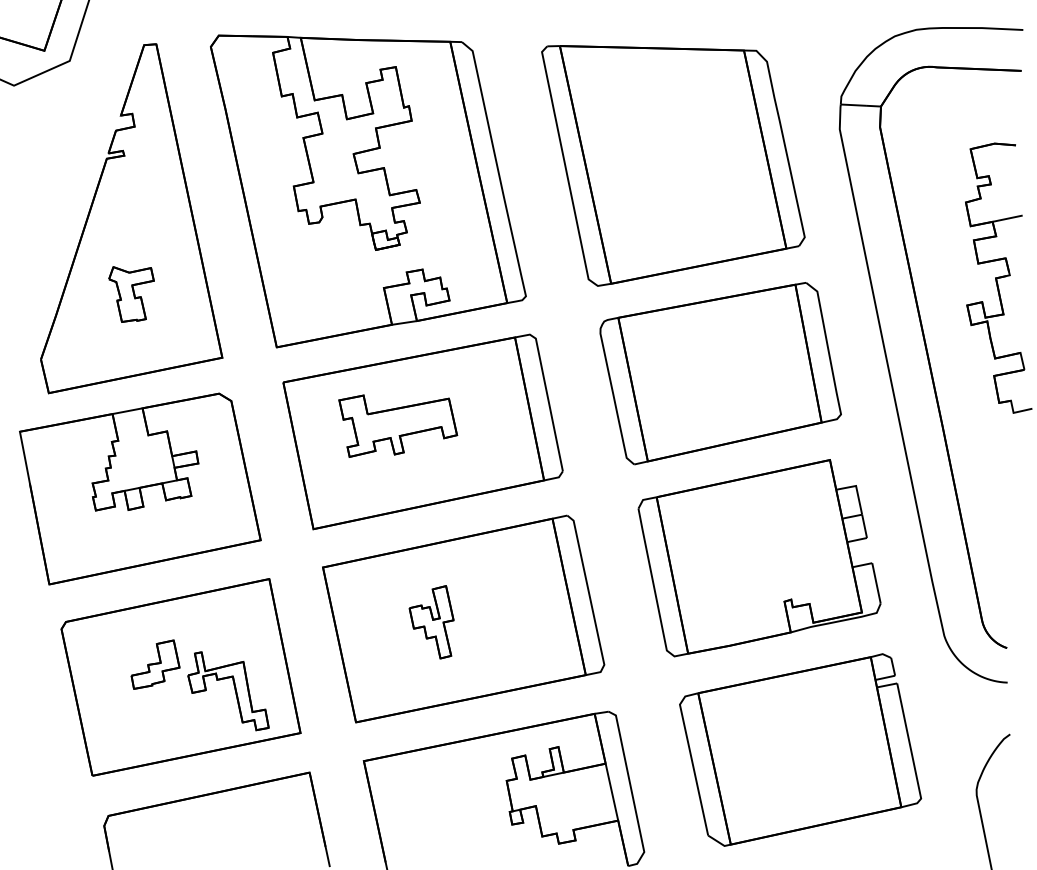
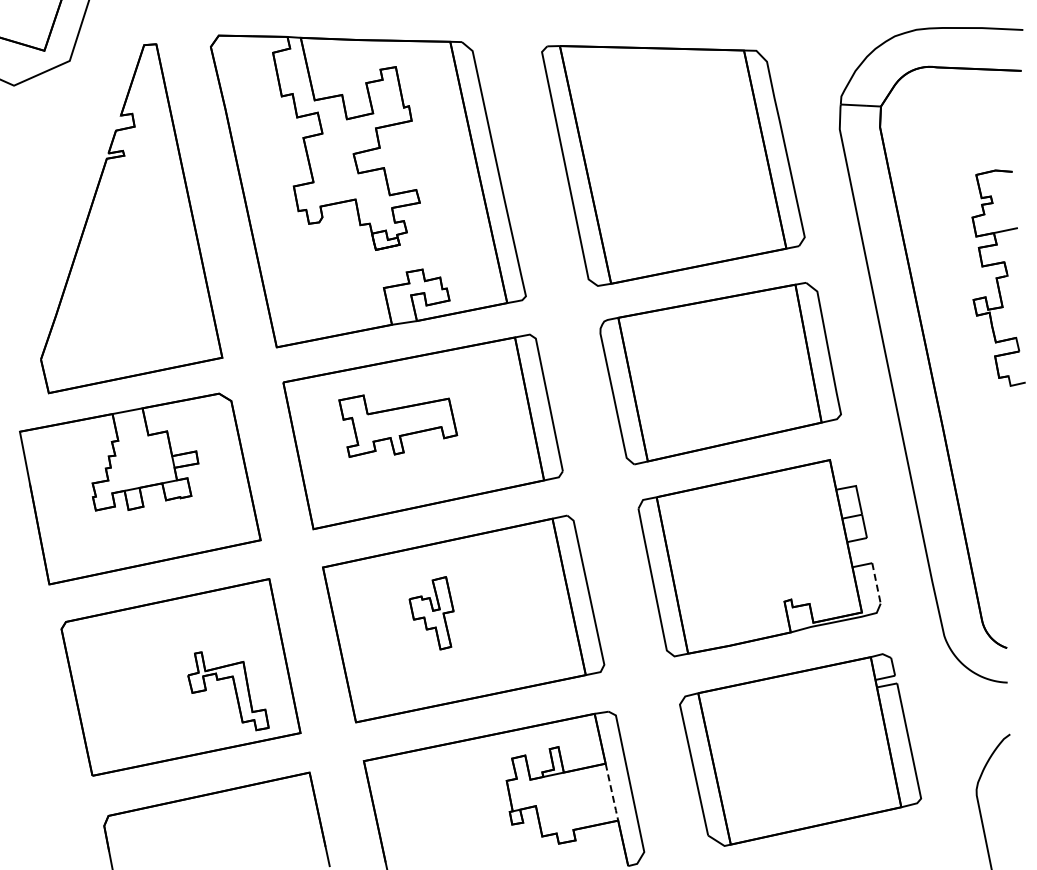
part size: 68x272 px -> 55x218 px (998, 277)
part: present -> none (131, 294)
line: solid -> dashed (876, 583)
part position: (431, 622) -> (431, 613) (431, 613)
part: present -> none (155, 664)
line: solid -> dashed (612, 793)
